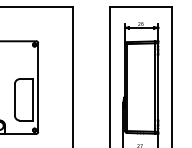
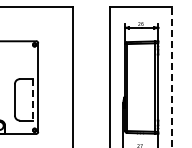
line: solid -> dashed (171, 77)
line: solid -> dashed (32, 99)
